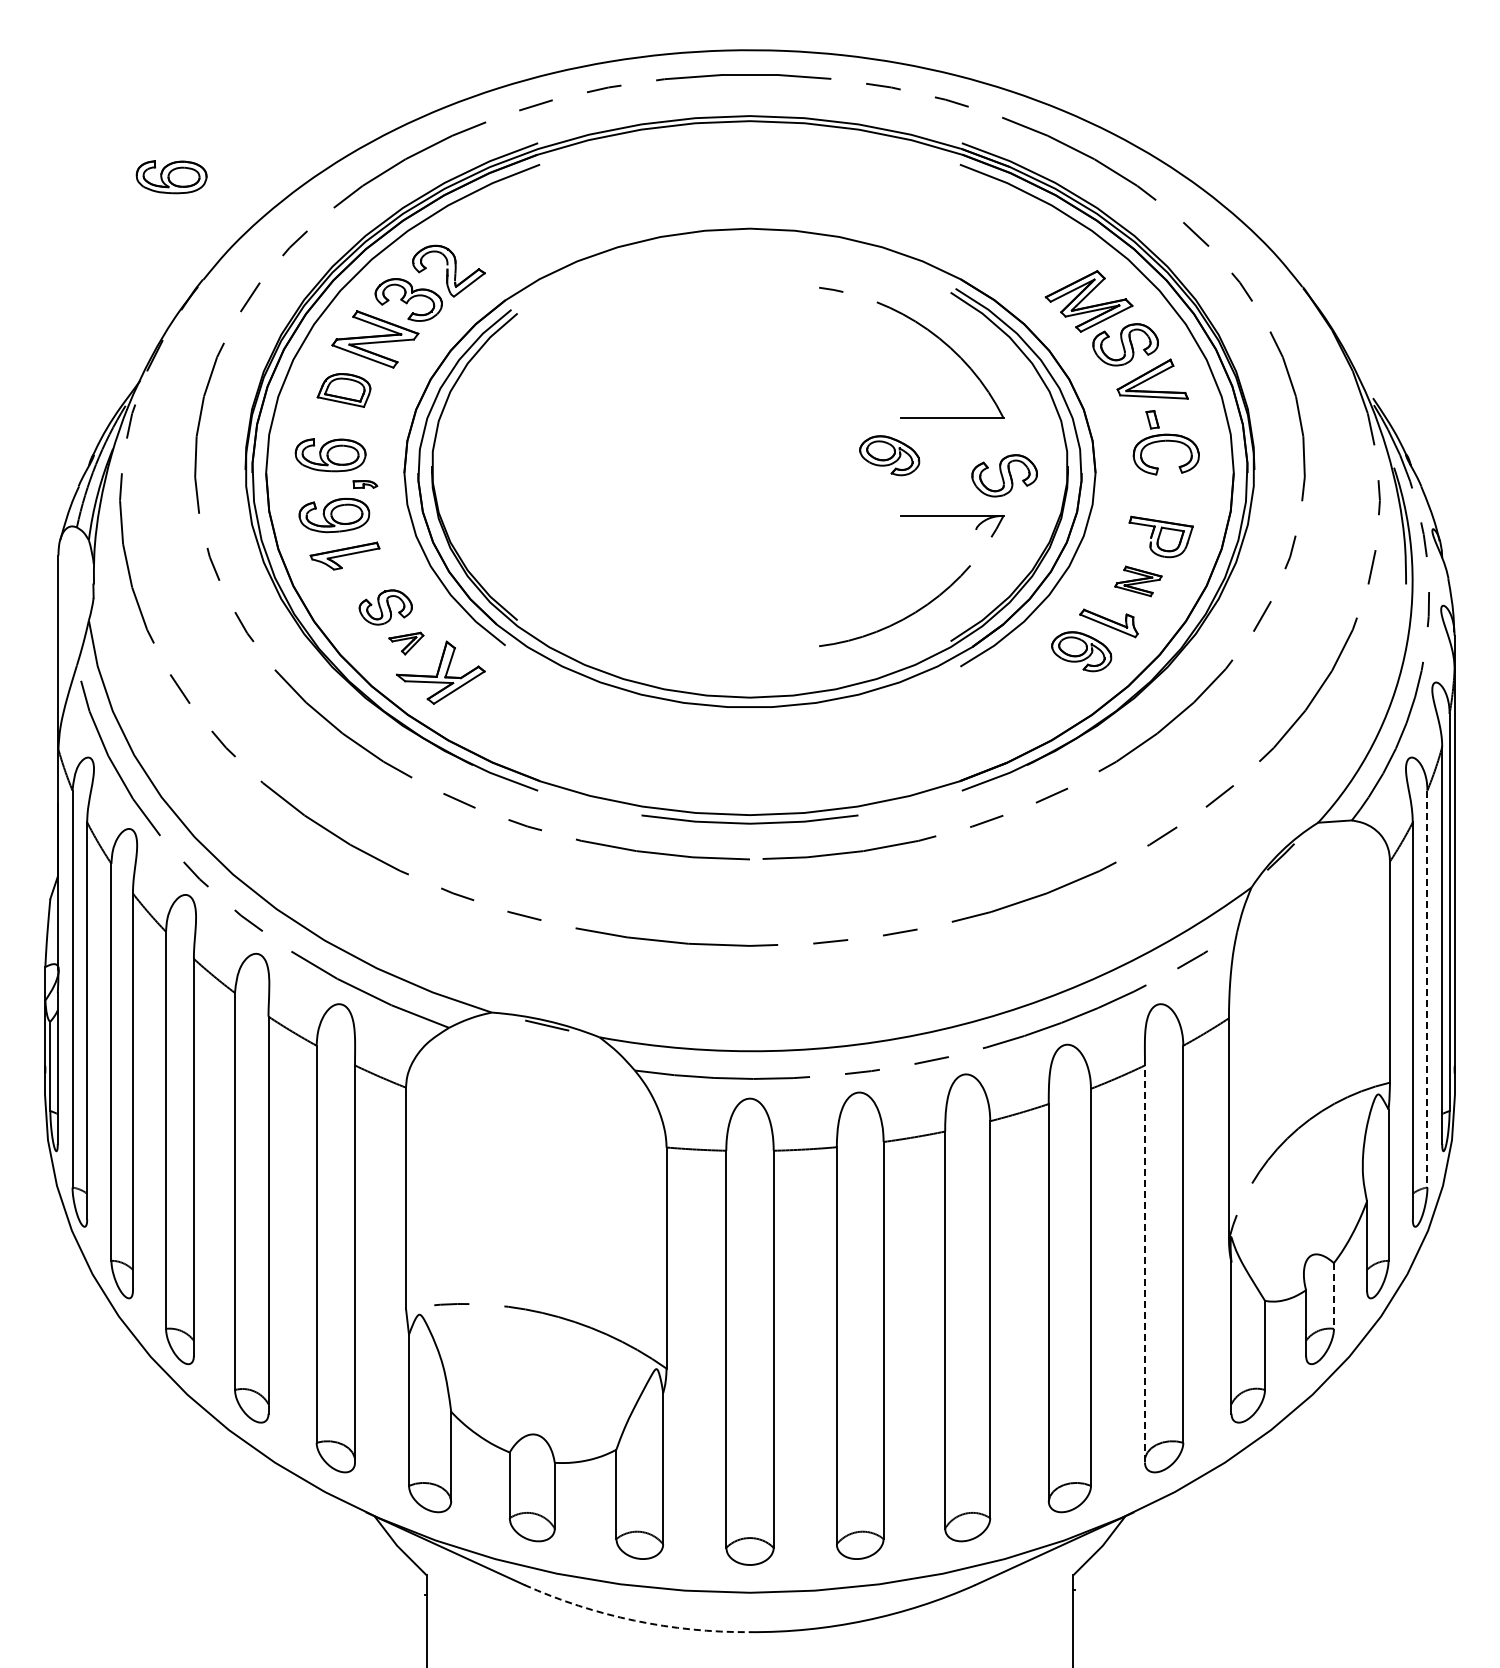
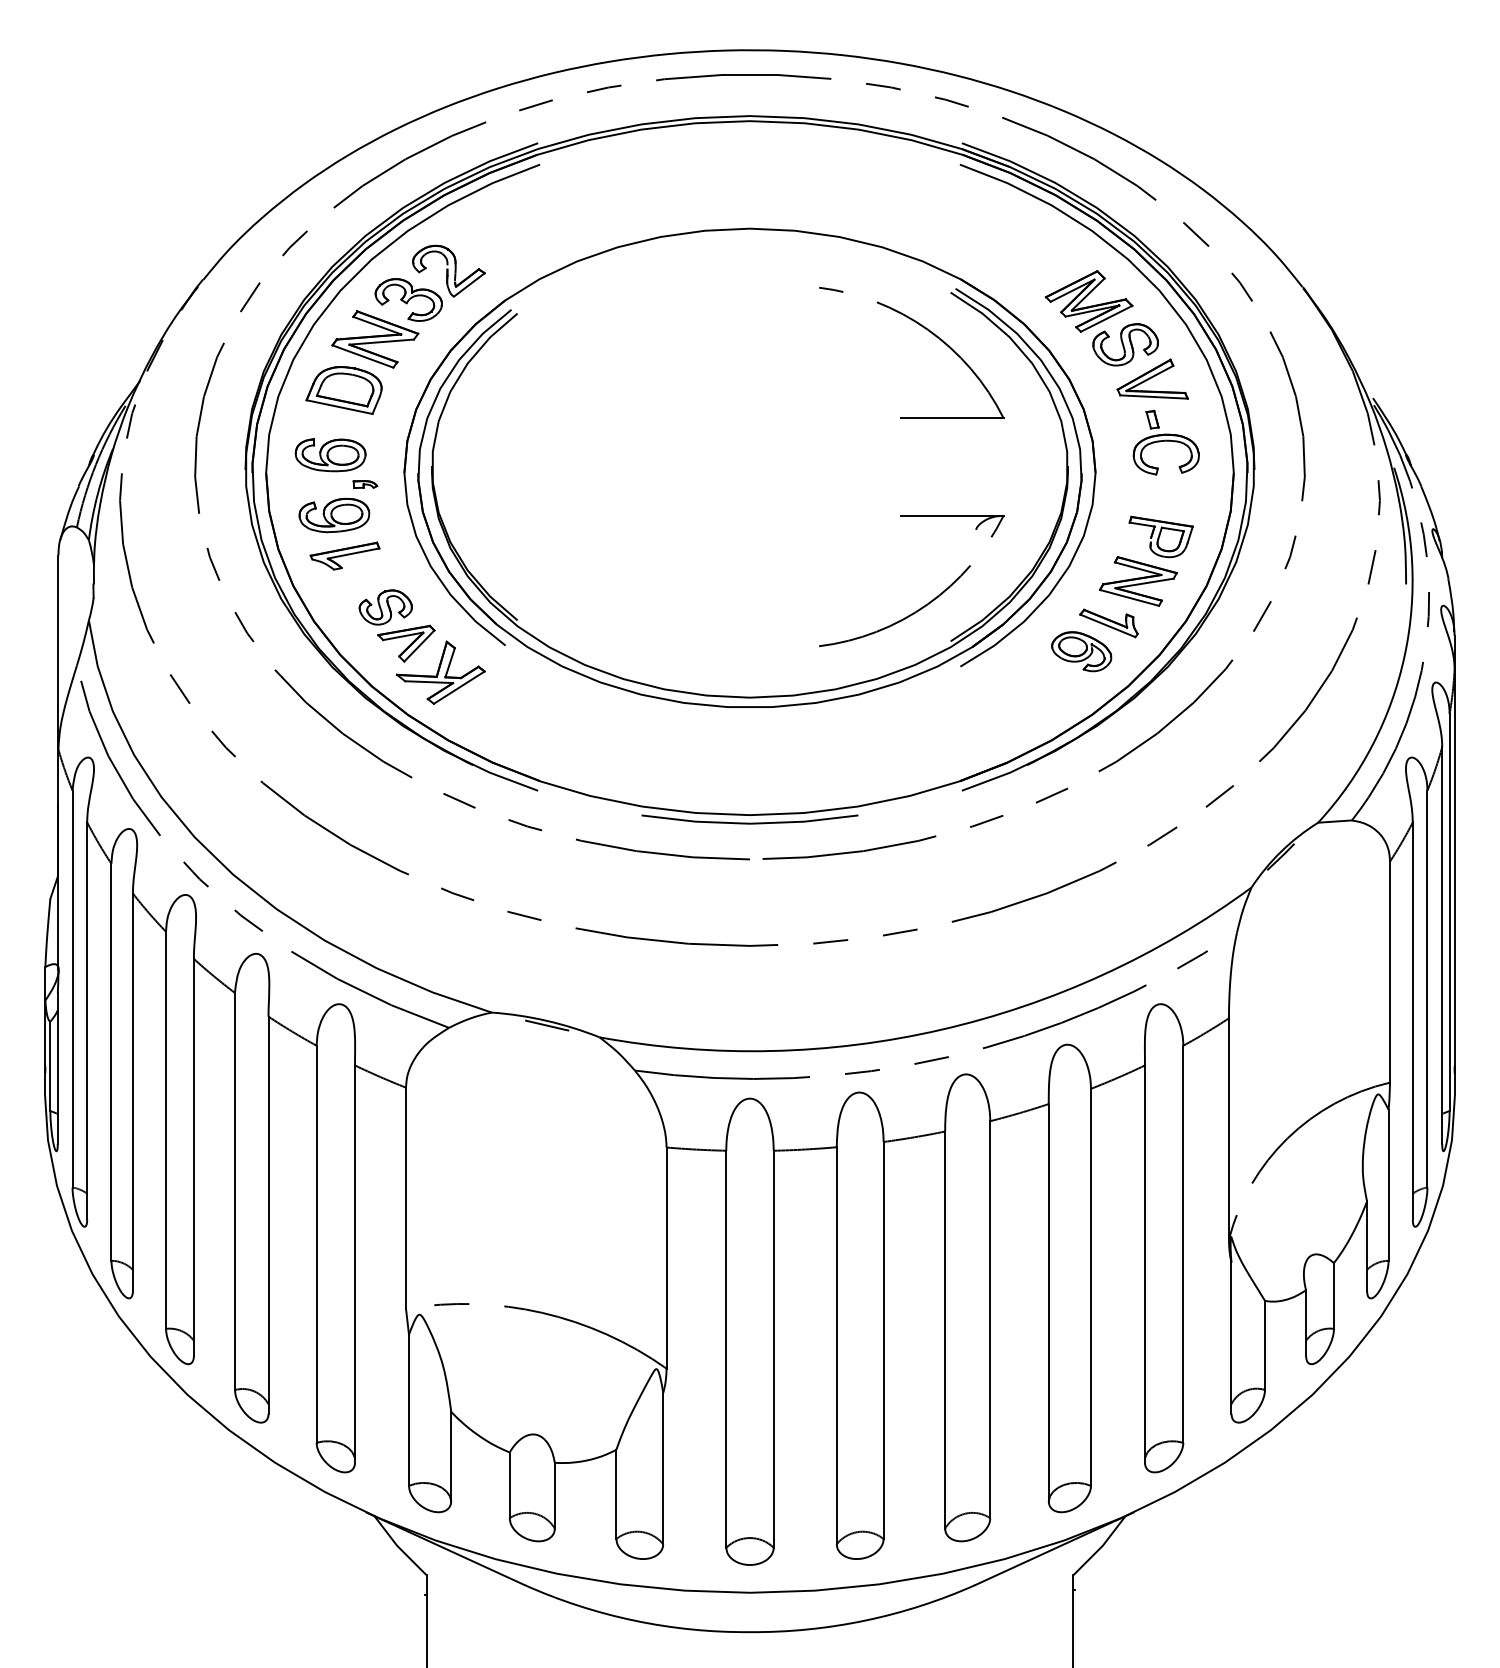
part: present -> none (171, 177)
part size: 56x35 px -> 78x49 px (343, 390)
part: present -> none (889, 455)
part: present -> none (1004, 475)
part size: 49x33 px -> 79x51 px (1138, 581)
part size: 37x25 px -> 59x39 px (406, 643)
line: dashed -> solid (1427, 989)
line: dashed -> solid (1144, 1263)
line: dashed -> solid (1333, 1295)
arc: dashed -> solid (634, 1620)
